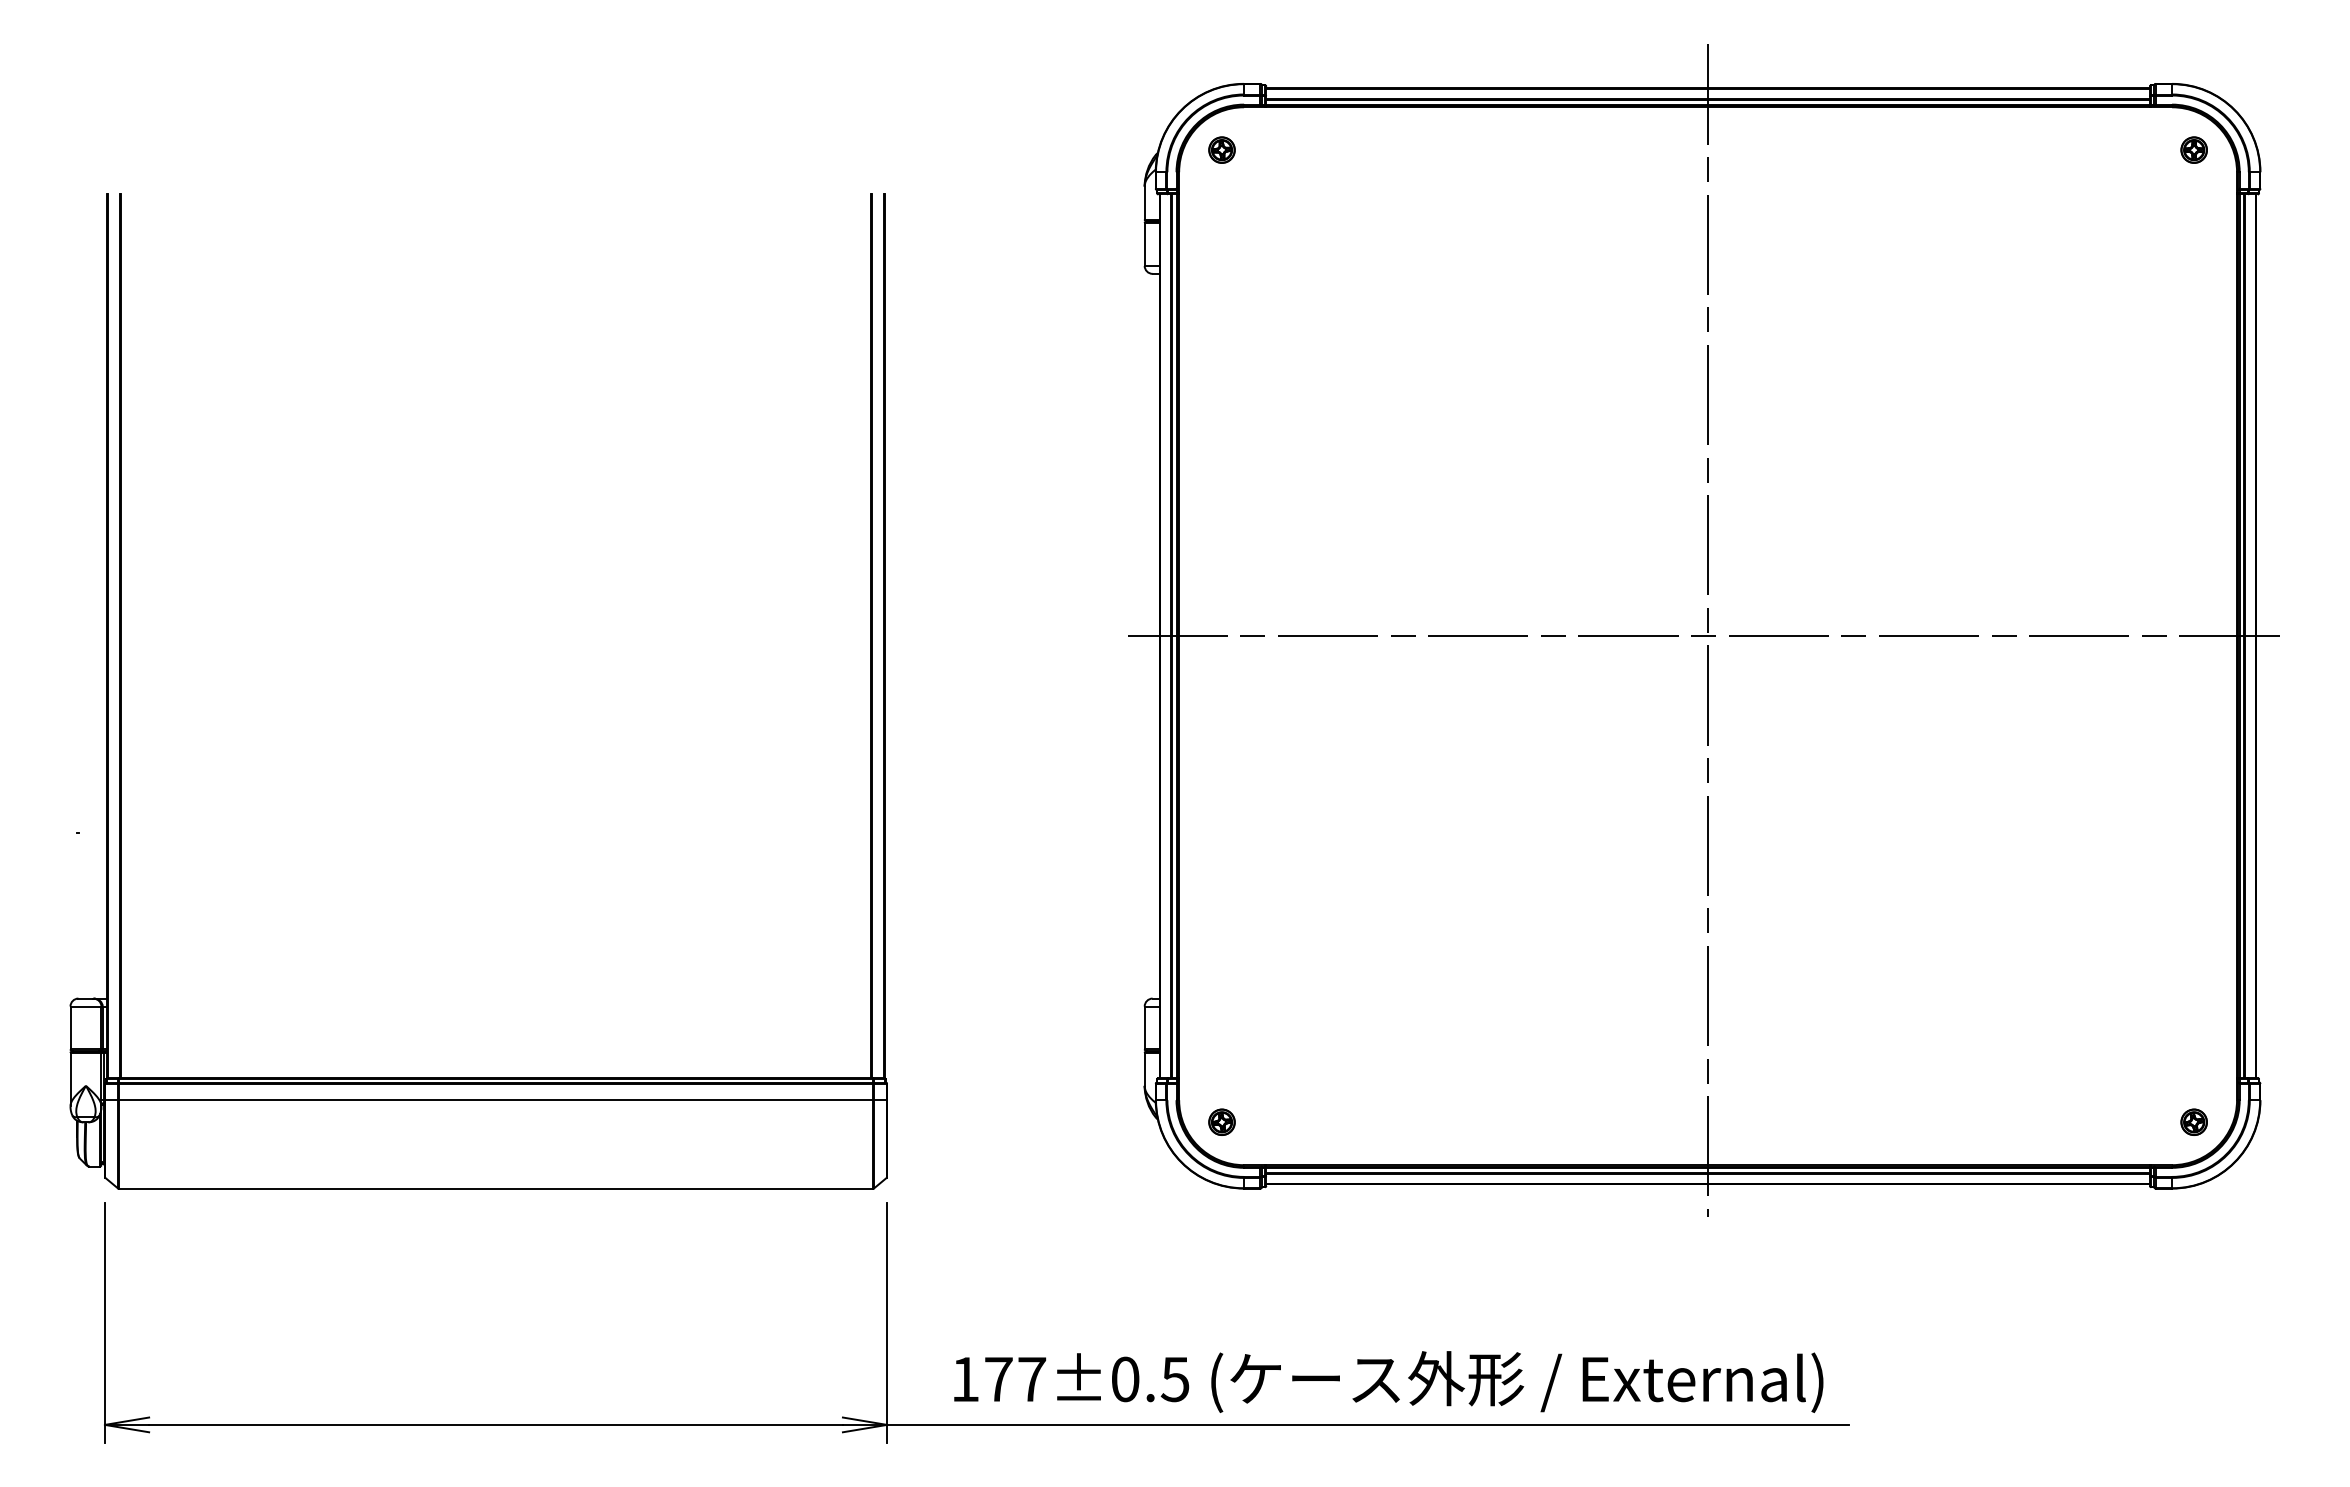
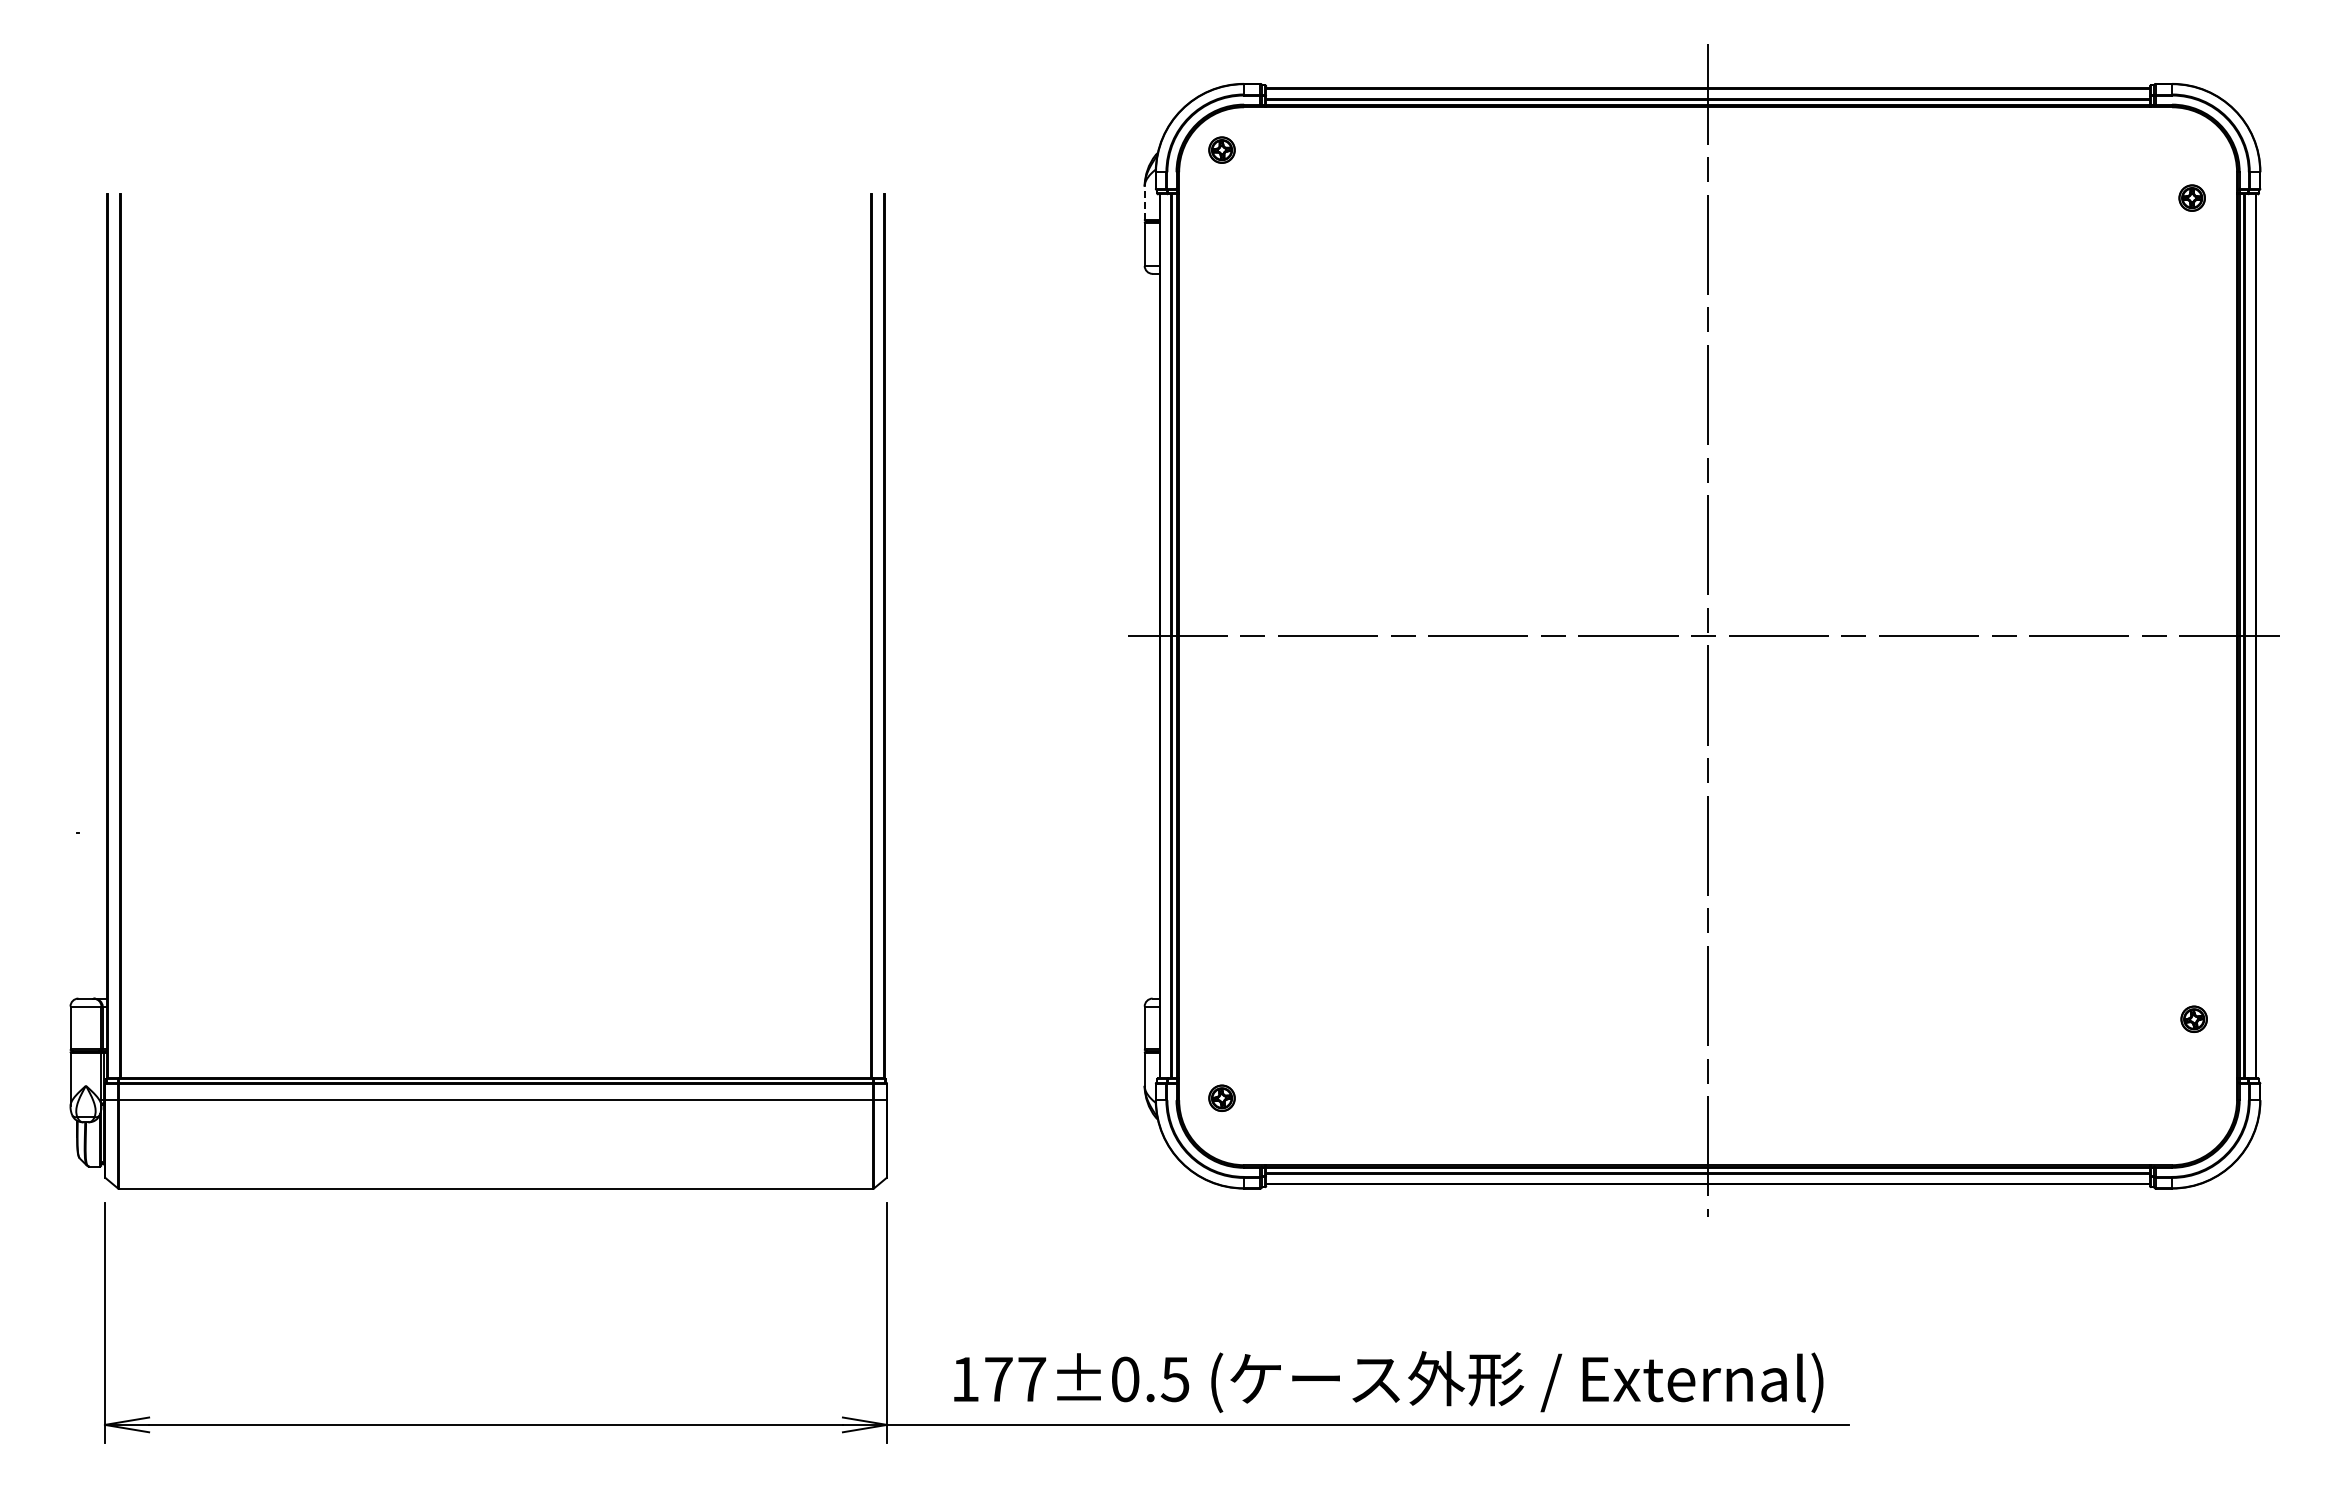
part position: (2193, 149) -> (2191, 197) (2191, 197)
line: solid -> dashed (1144, 202)
part position: (1221, 1121) -> (1221, 1097) (1221, 1097)
part position: (2193, 1121) -> (2193, 1018) (2193, 1018)
